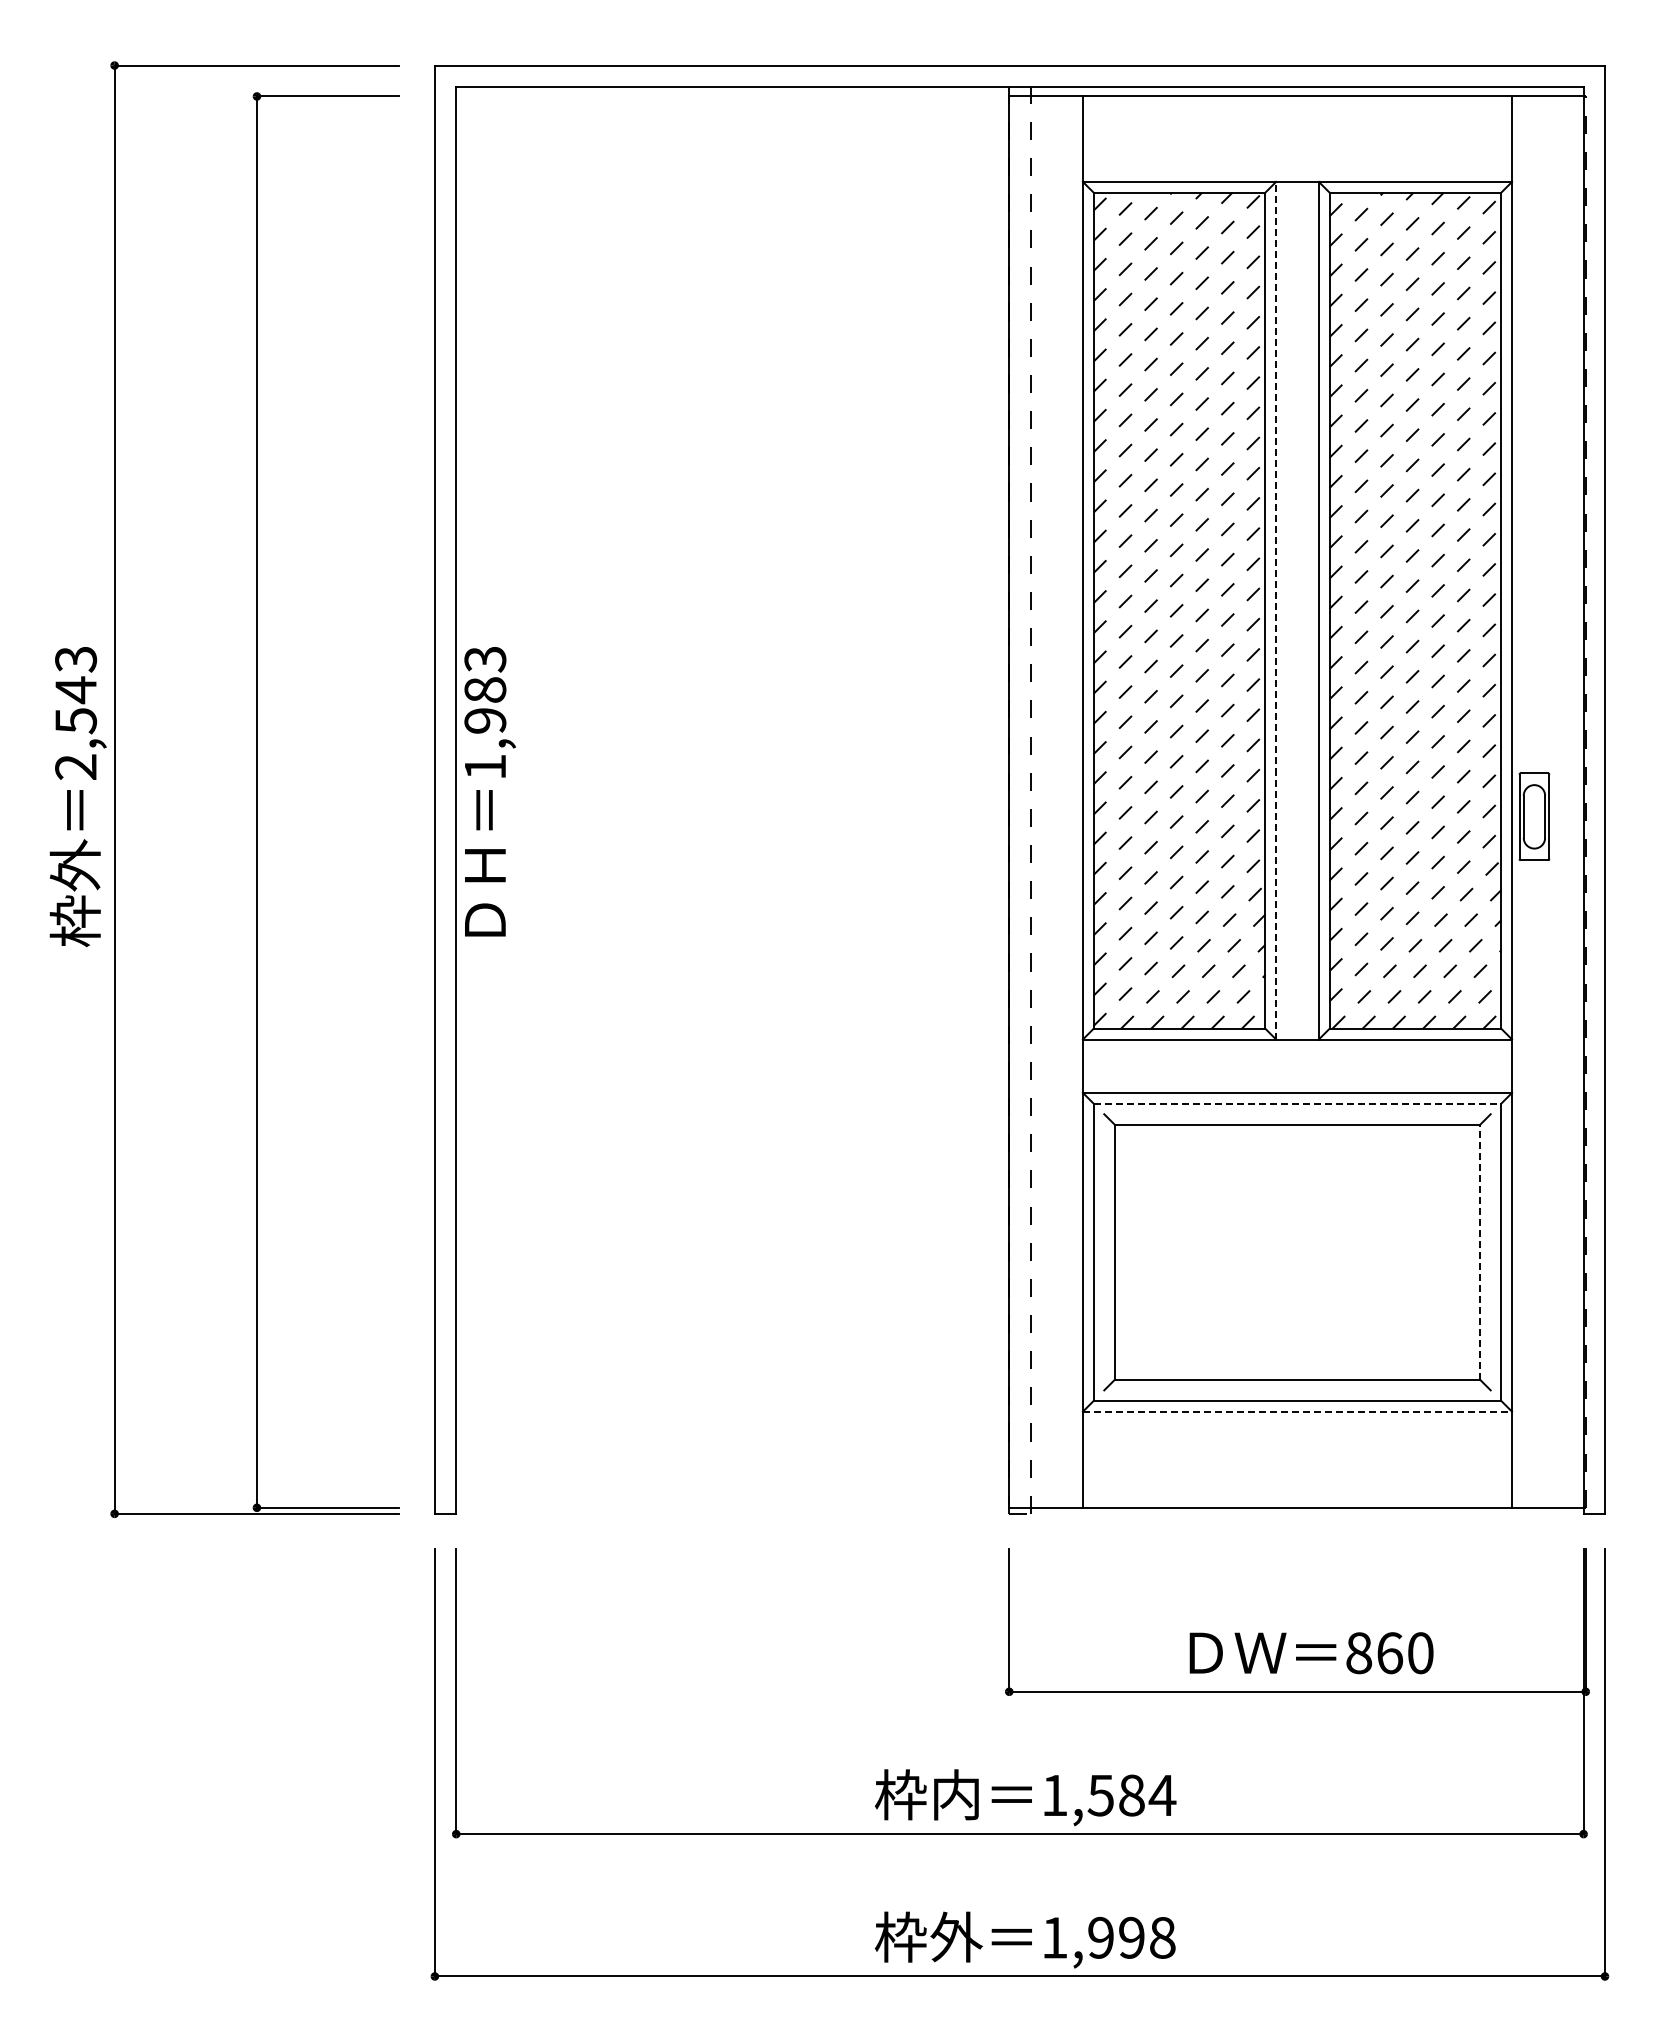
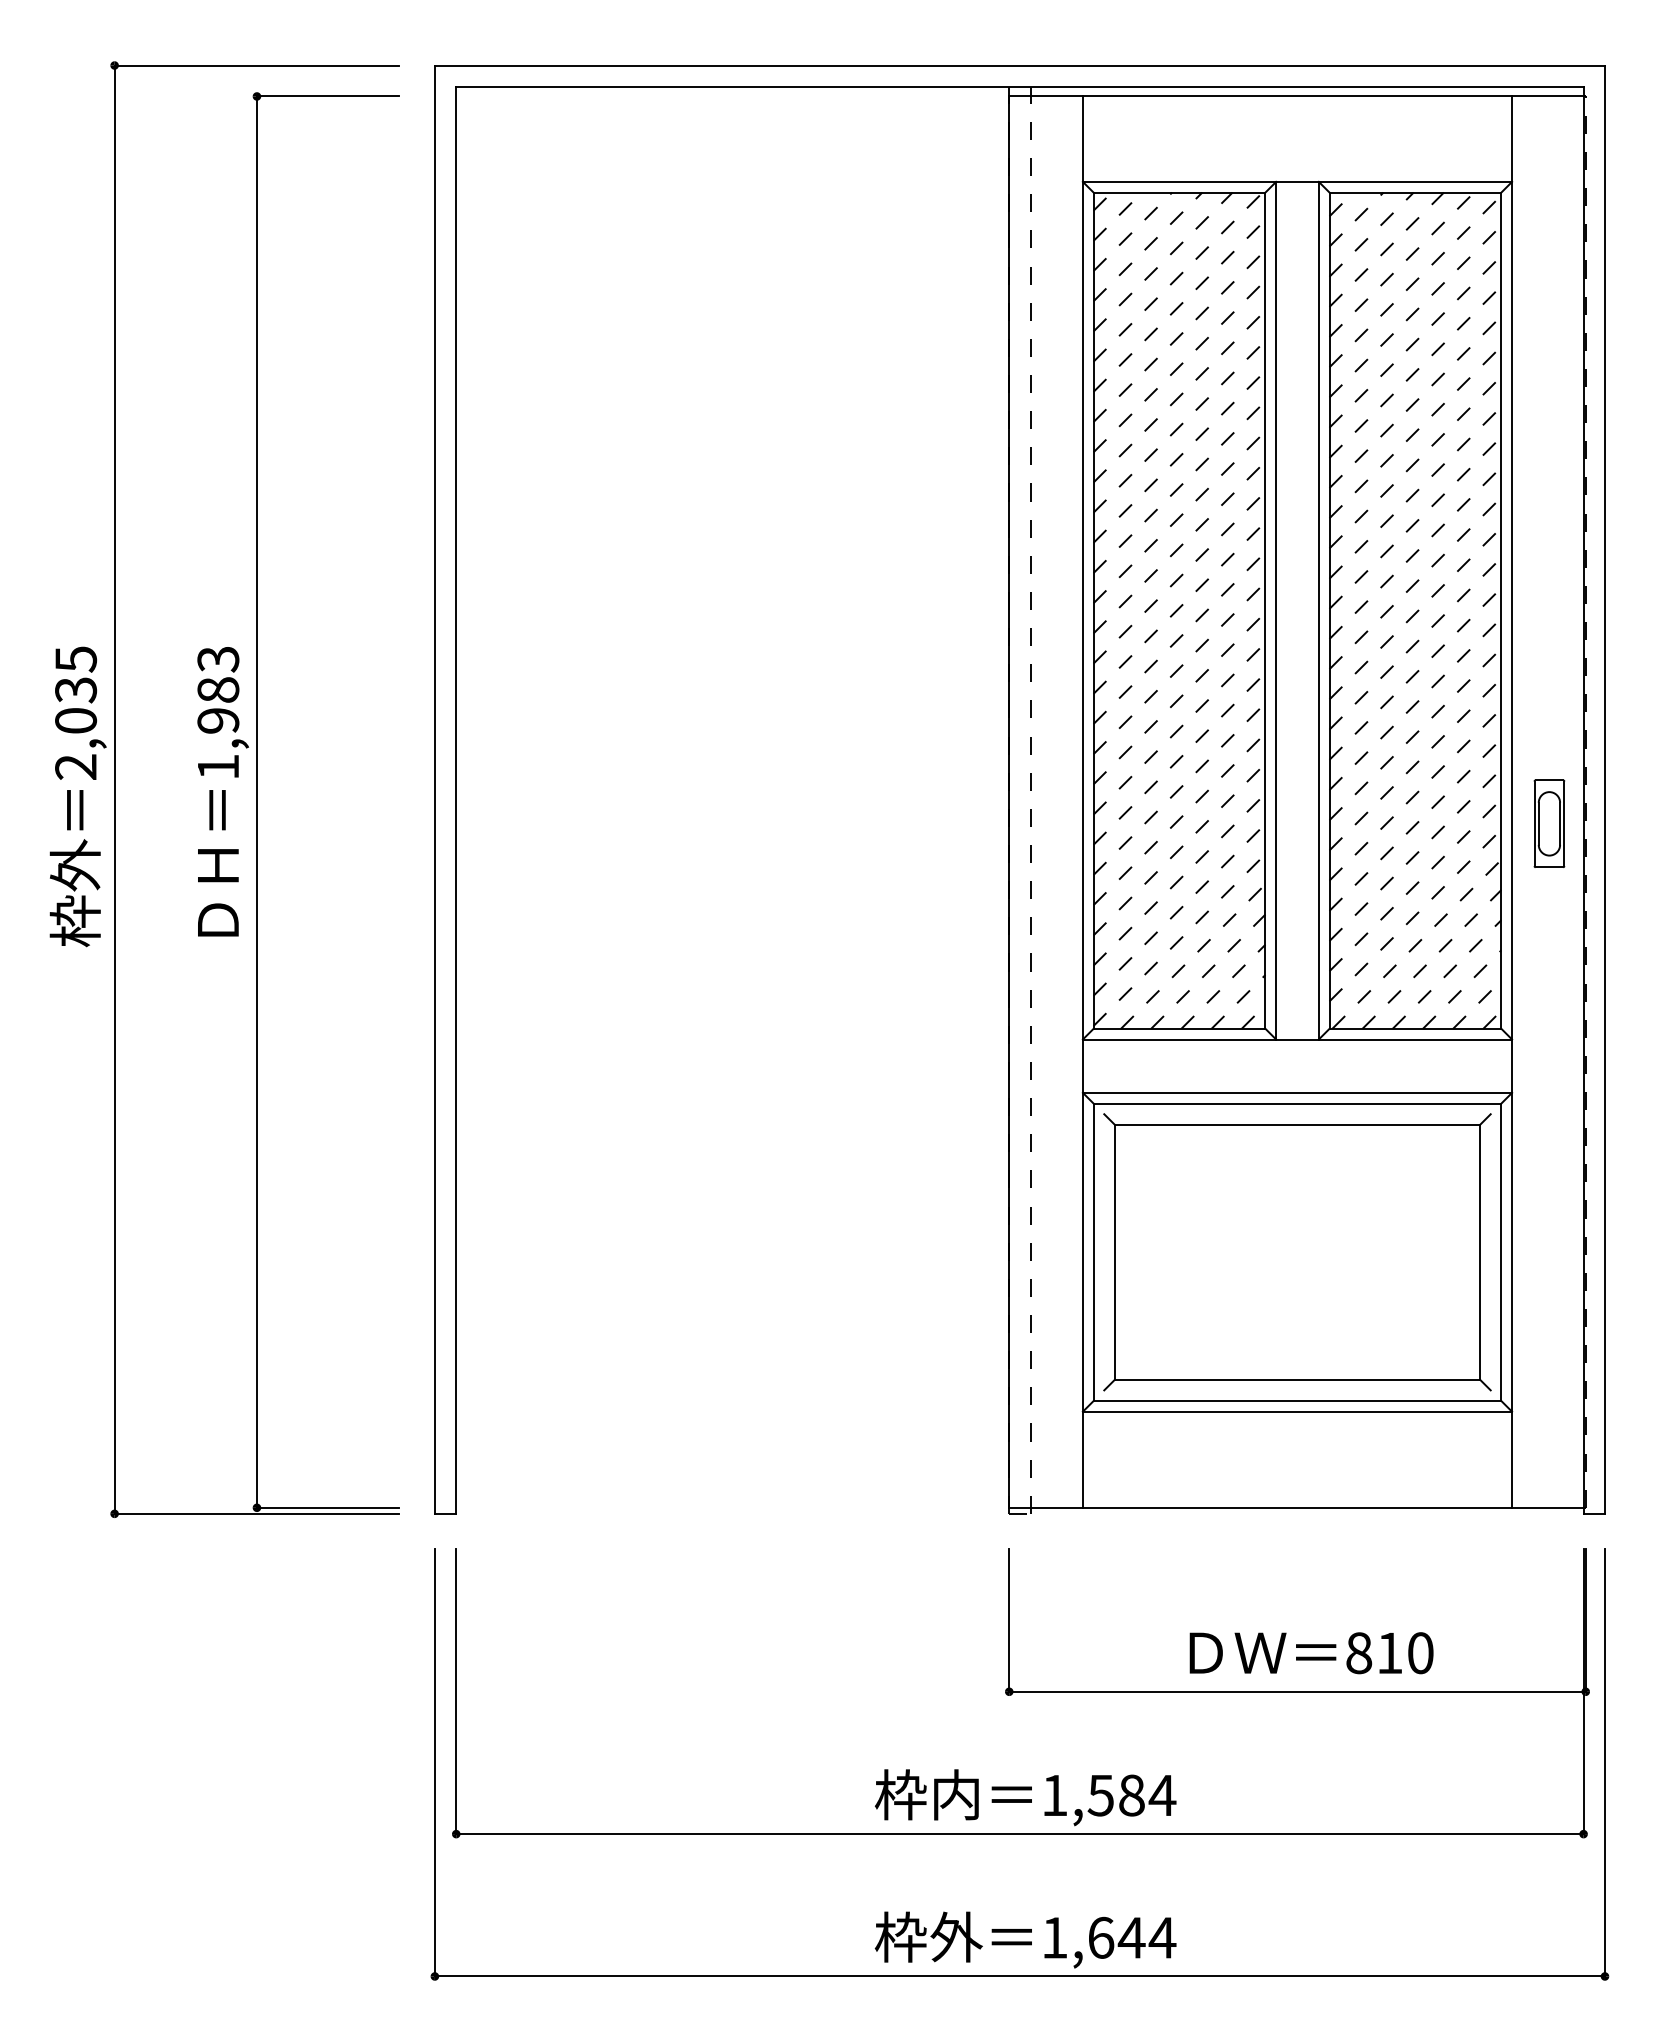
line: dashed -> solid (1276, 610)
text: 2,543 -> 2,035 (76, 690)
text position: (489, 791) -> (222, 791) (222, 791)
part position: (1534, 816) -> (1549, 823) (1549, 823)
line: dashed -> solid (1297, 1103)
line: dashed -> solid (1480, 1251)
line: dashed -> solid (1297, 1411)
text: 860 -> 810 (1390, 1653)
text: 1,998 -> 1,644 (1132, 1937)
